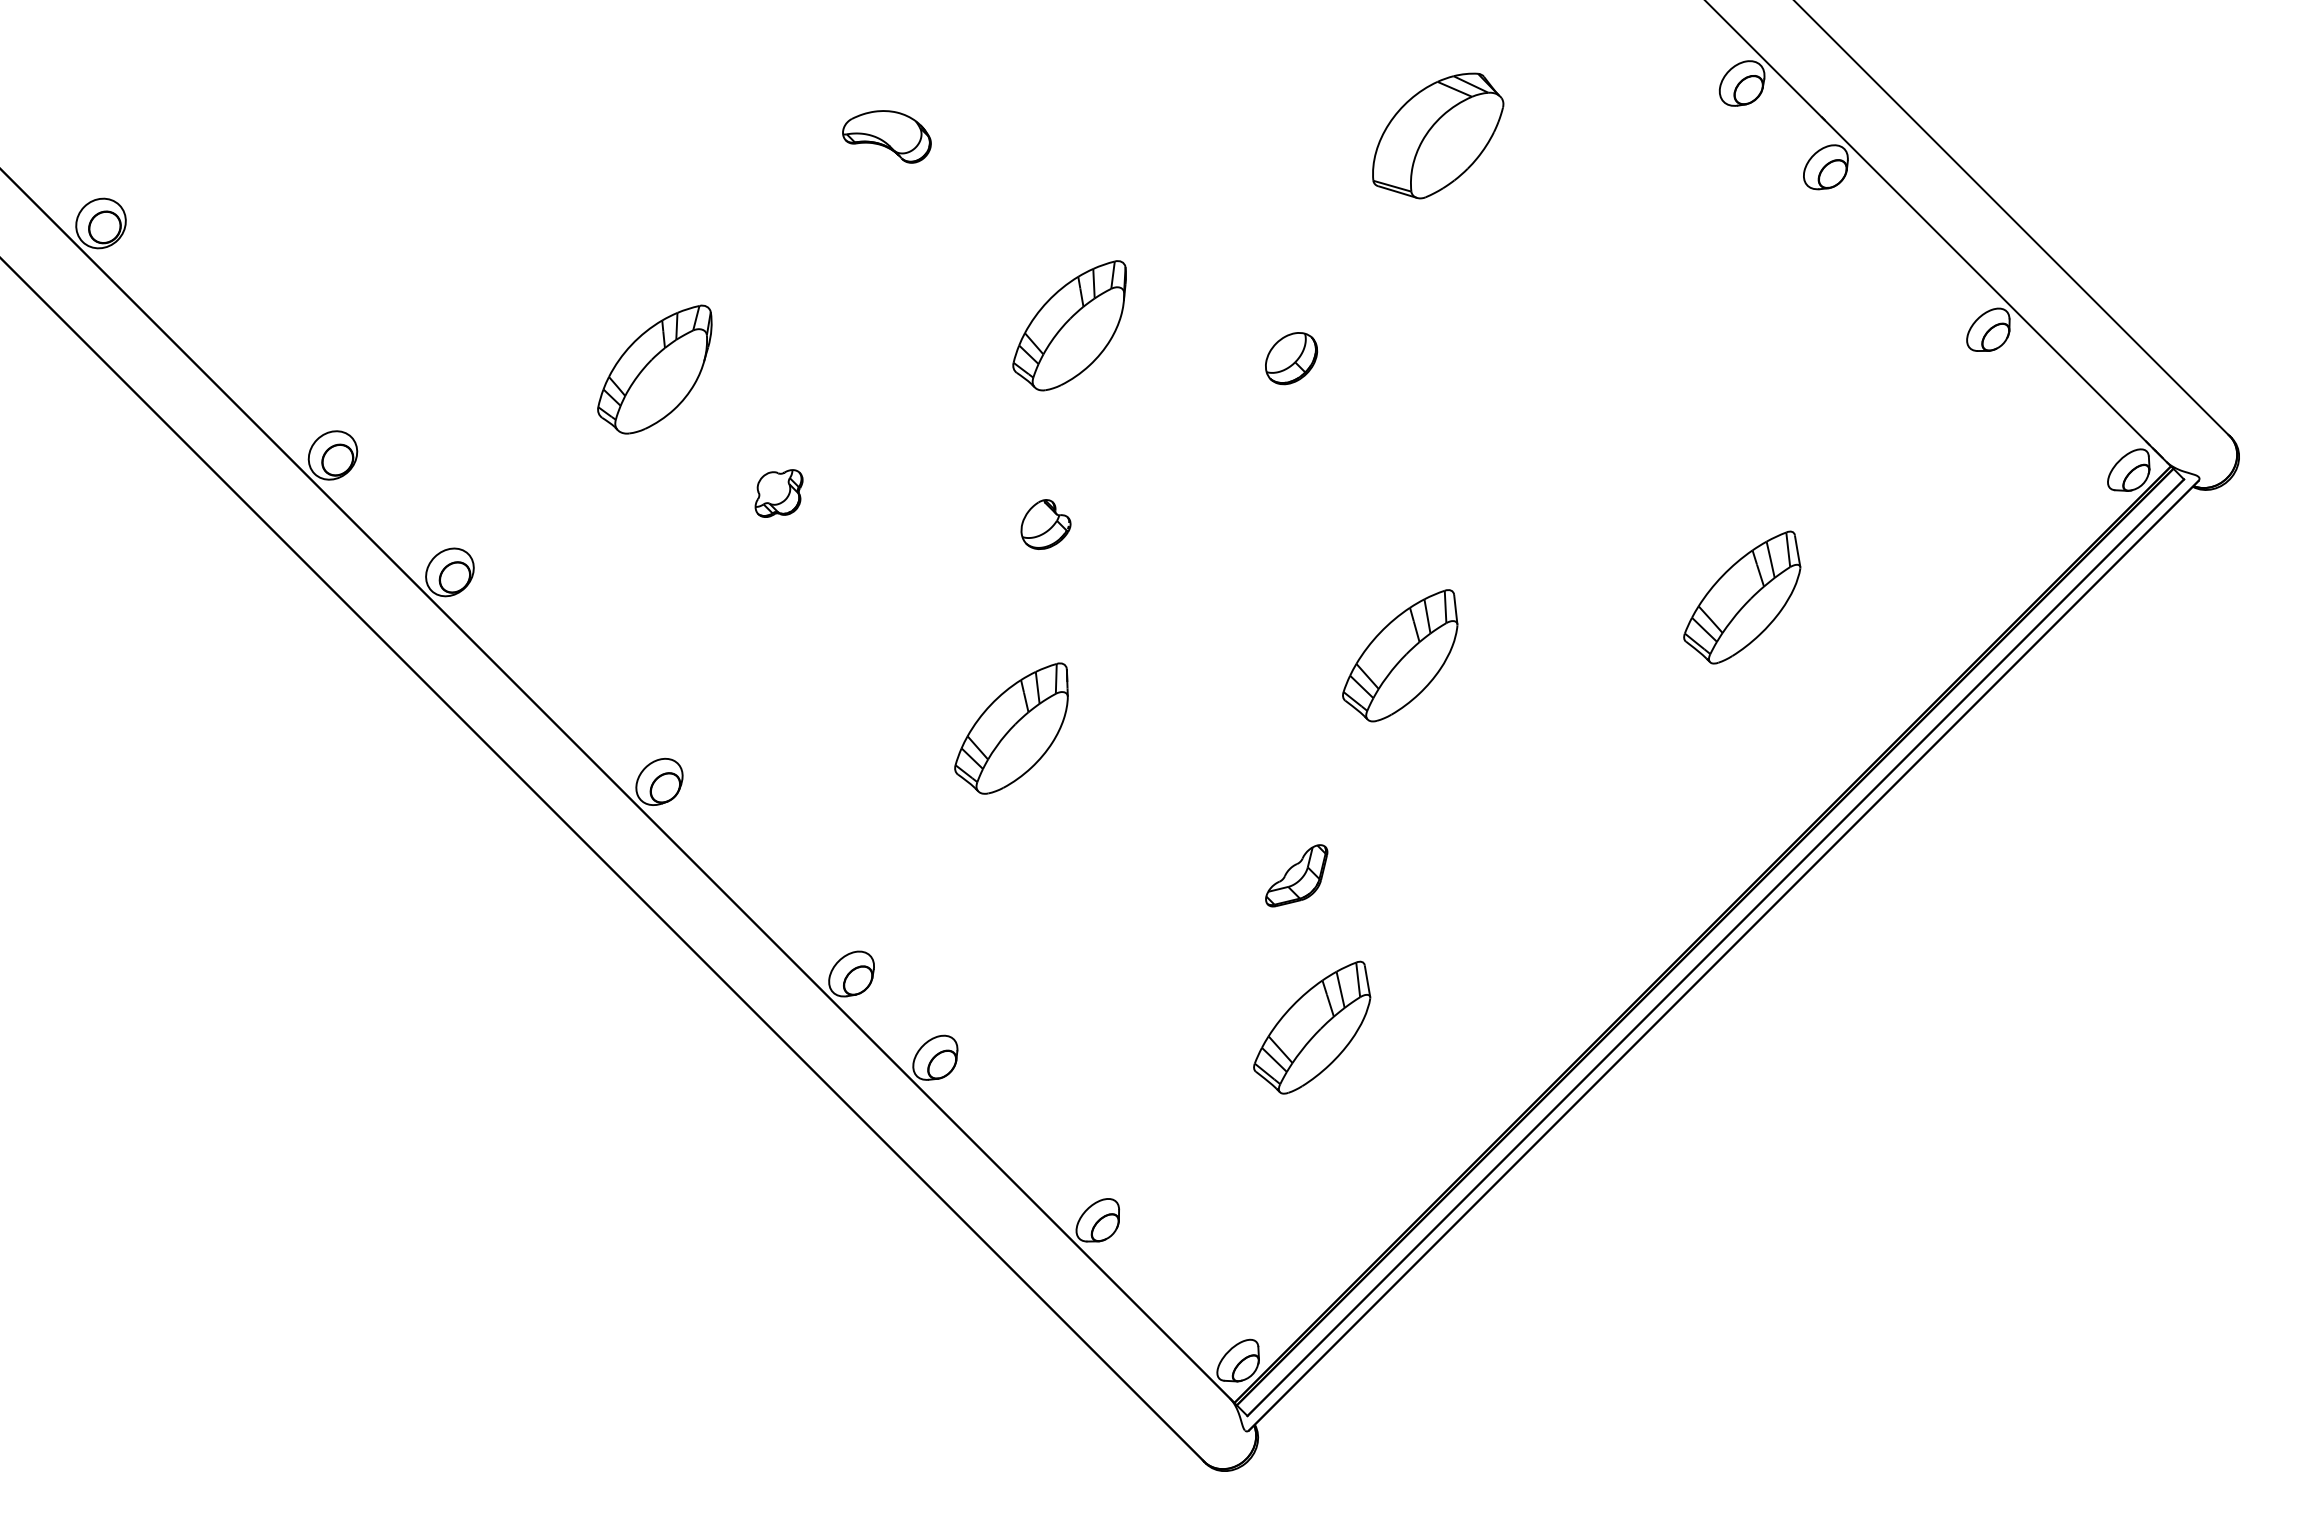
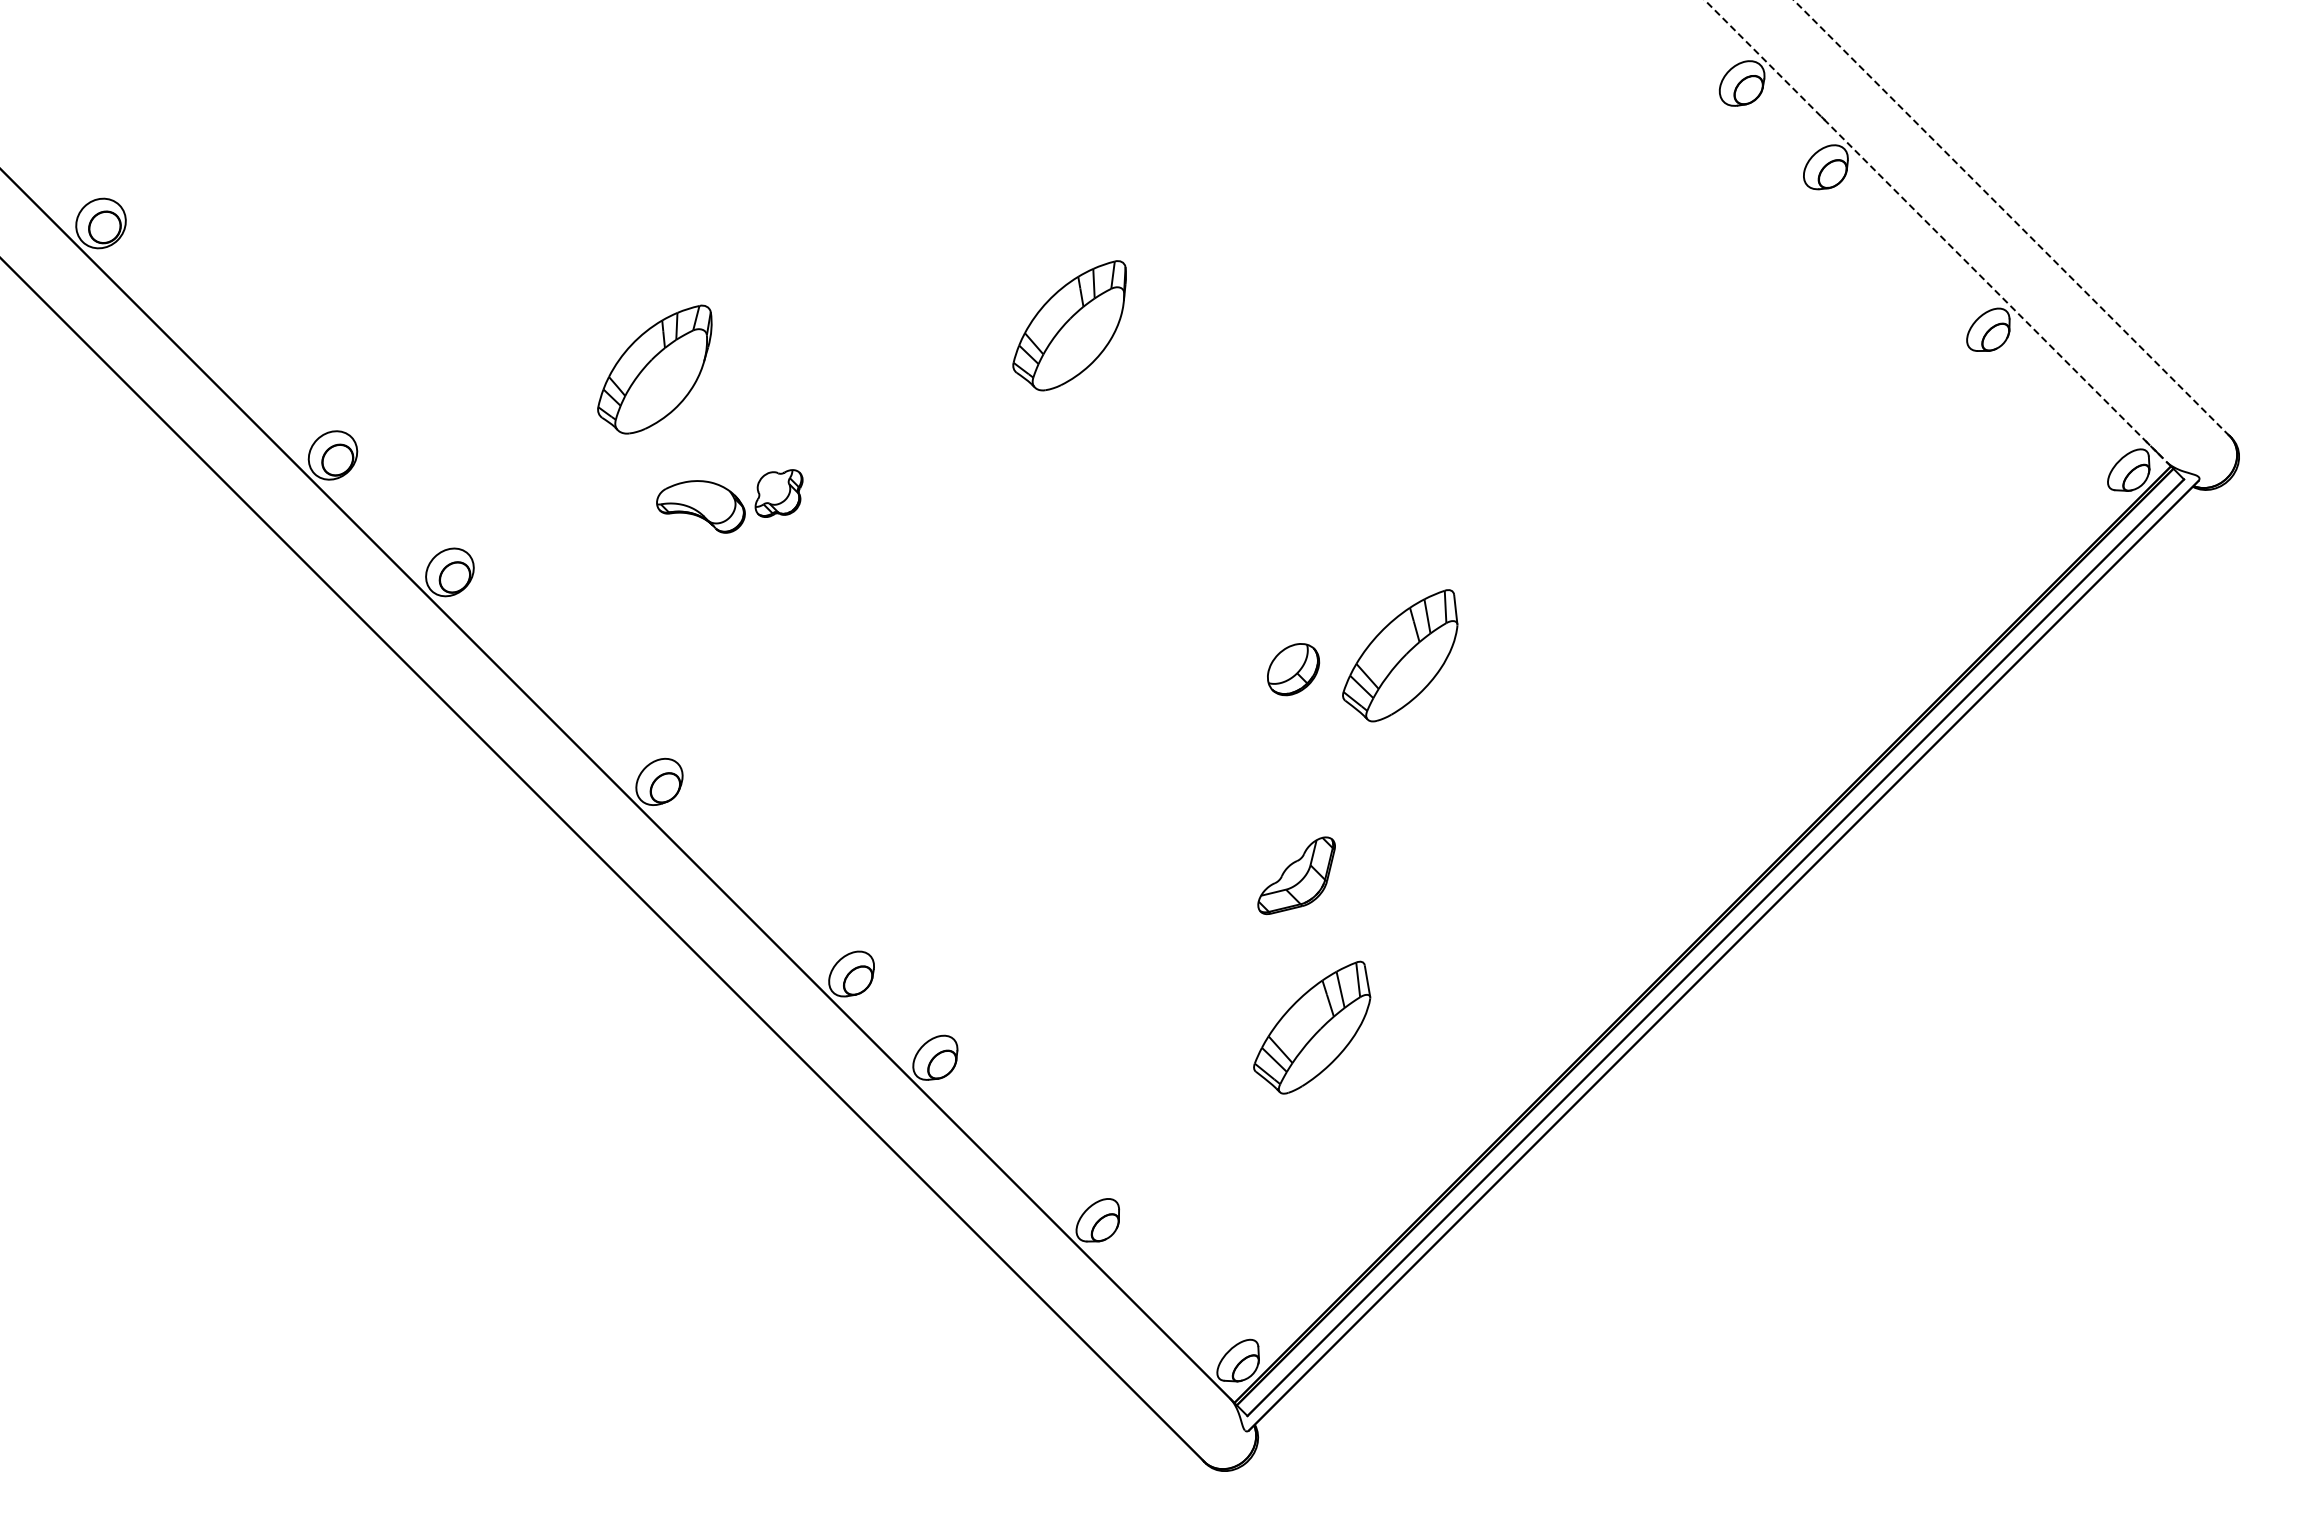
part: present -> none (1438, 135)
part position: (886, 136) -> (700, 506) (700, 506)
line: solid -> dashed (2011, 218)
line: solid -> dashed (1937, 233)
part position: (1291, 358) -> (1293, 669) (1293, 669)
part: present -> none (1045, 524)
part: present -> none (1742, 597)
part: present -> none (1011, 728)
part size: 64x64 px -> 79x79 px (1296, 875)
